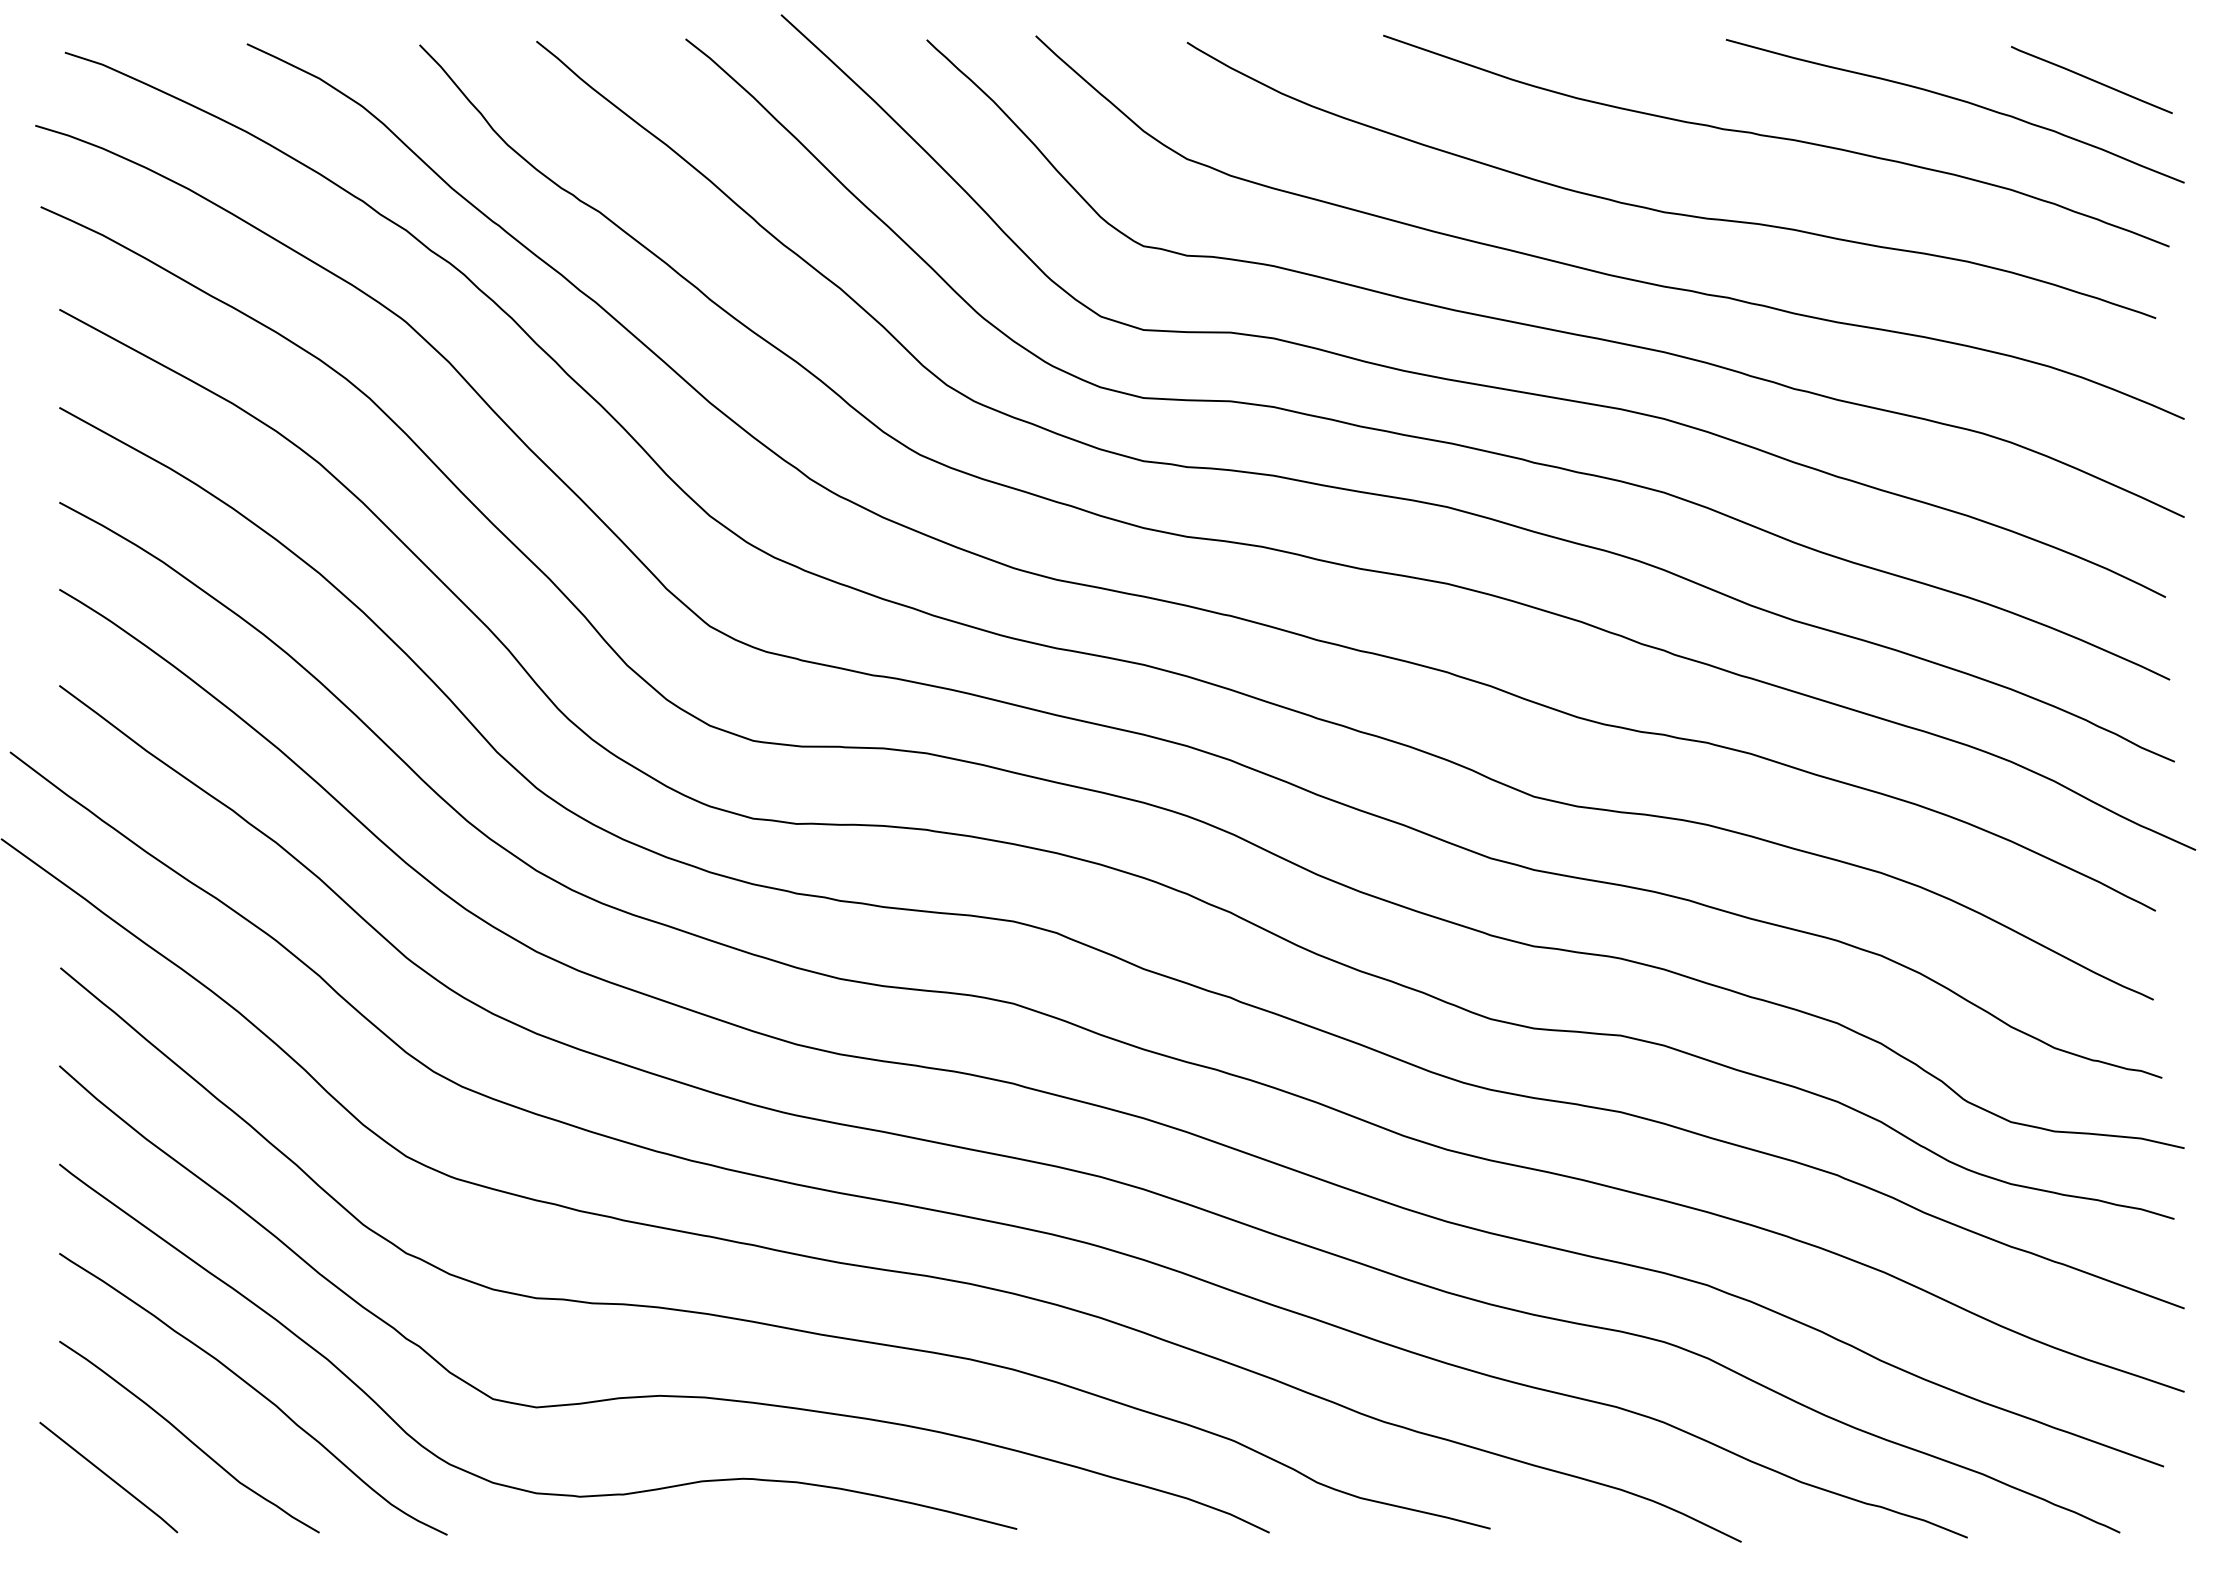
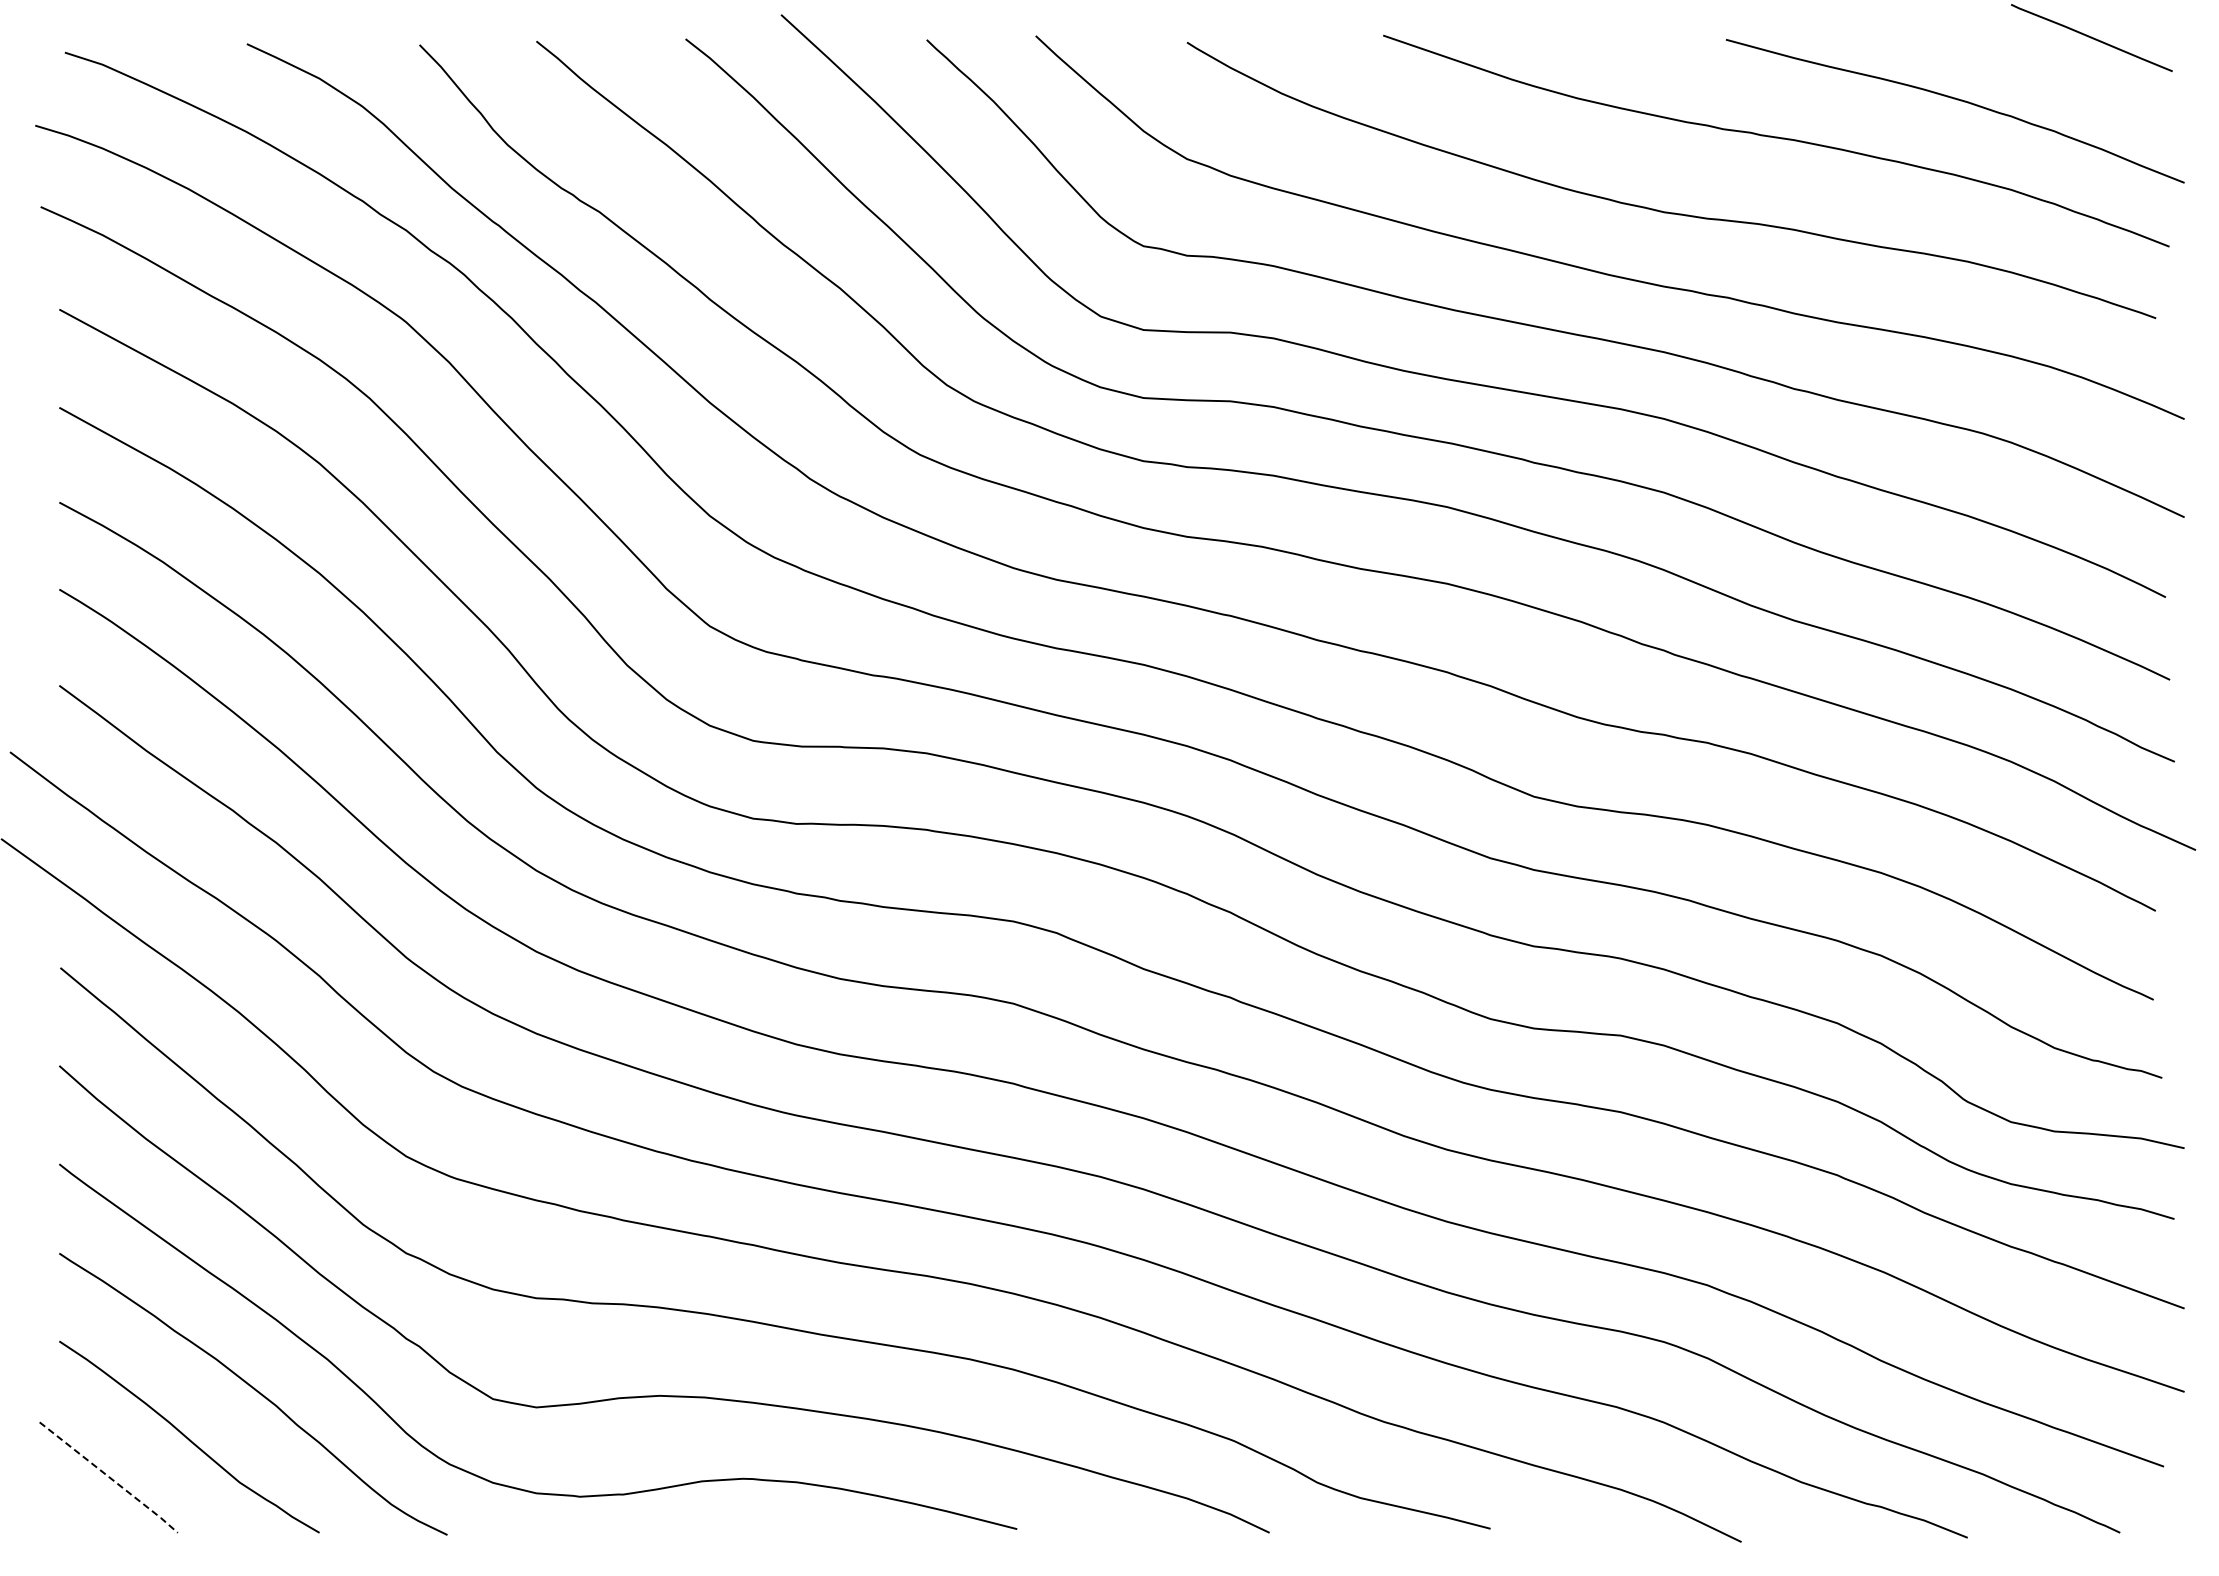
line position: (2091, 79) -> (2091, 37) (2091, 37)
line: solid -> dashed (110, 1477)
